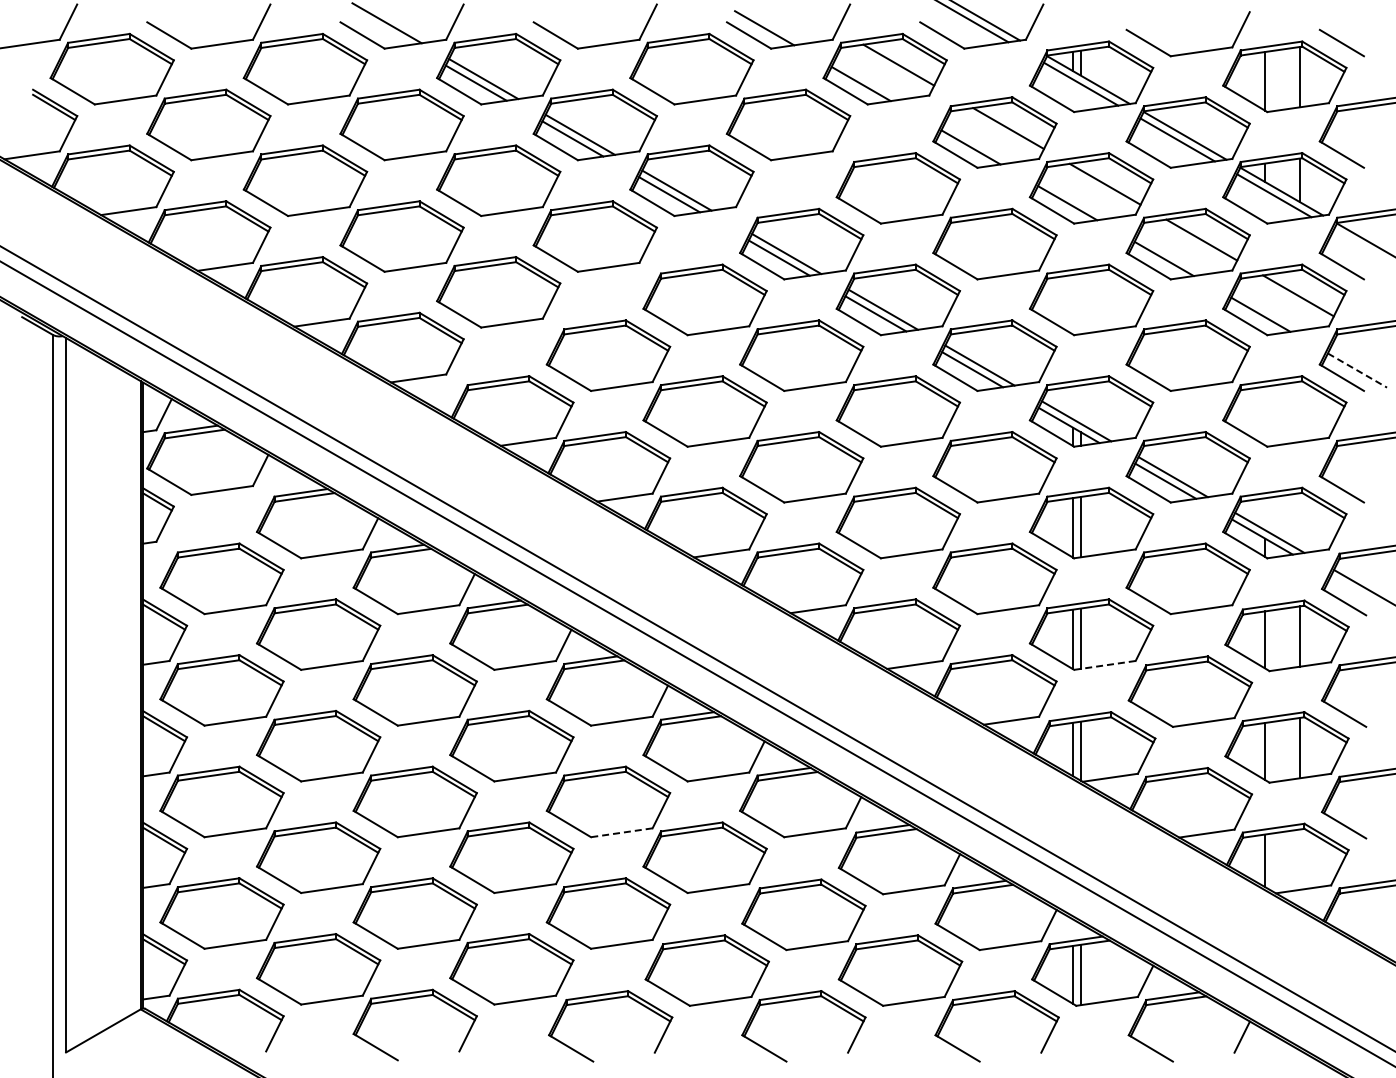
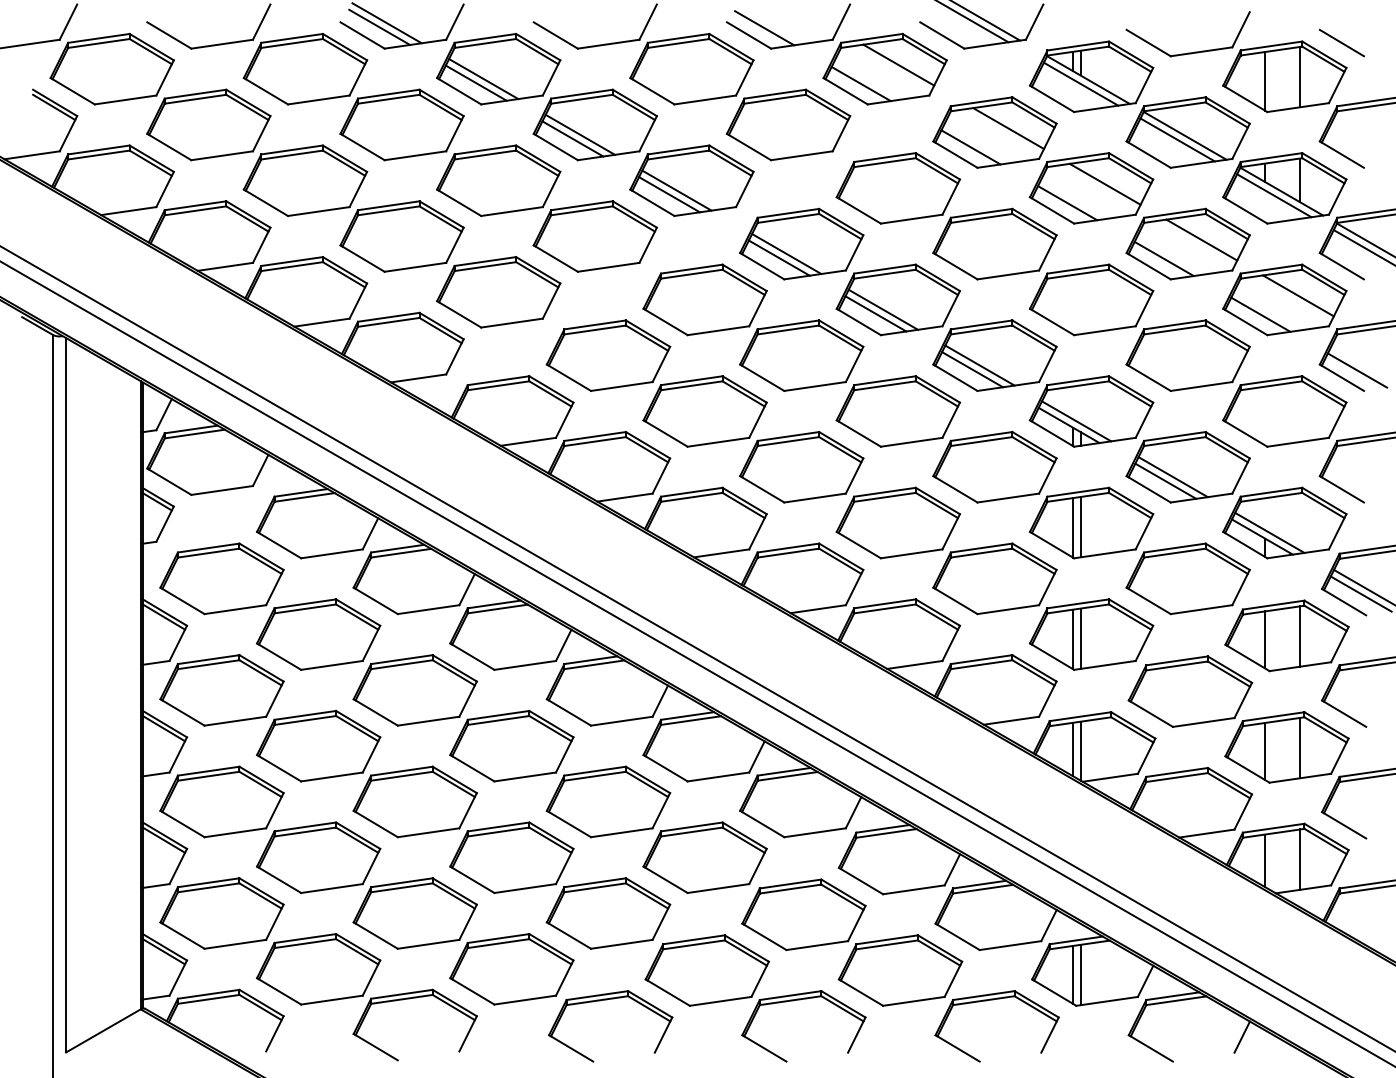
line: none -> present (379, 26)
line: none -> present (1362, 246)
line: dashed -> solid (1357, 370)
line: none -> present (1360, 593)
line: dashed -> solid (1104, 665)
line: dashed -> solid (621, 832)
line: none -> present (1300, 859)
